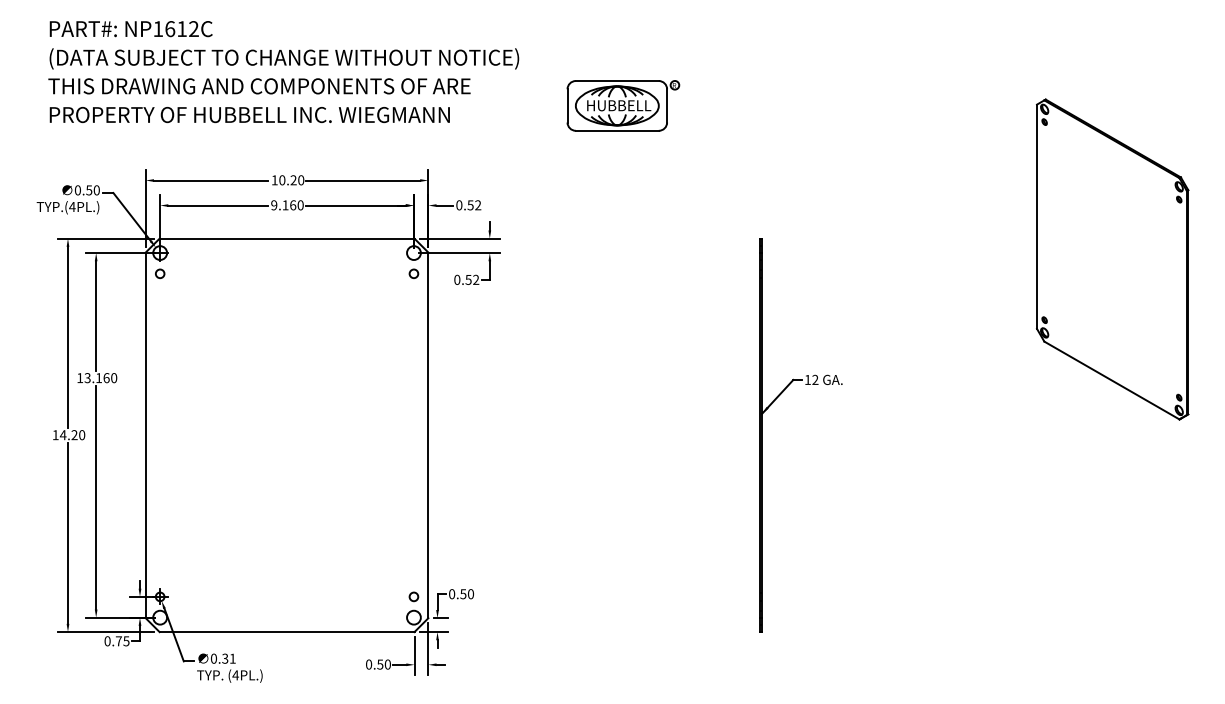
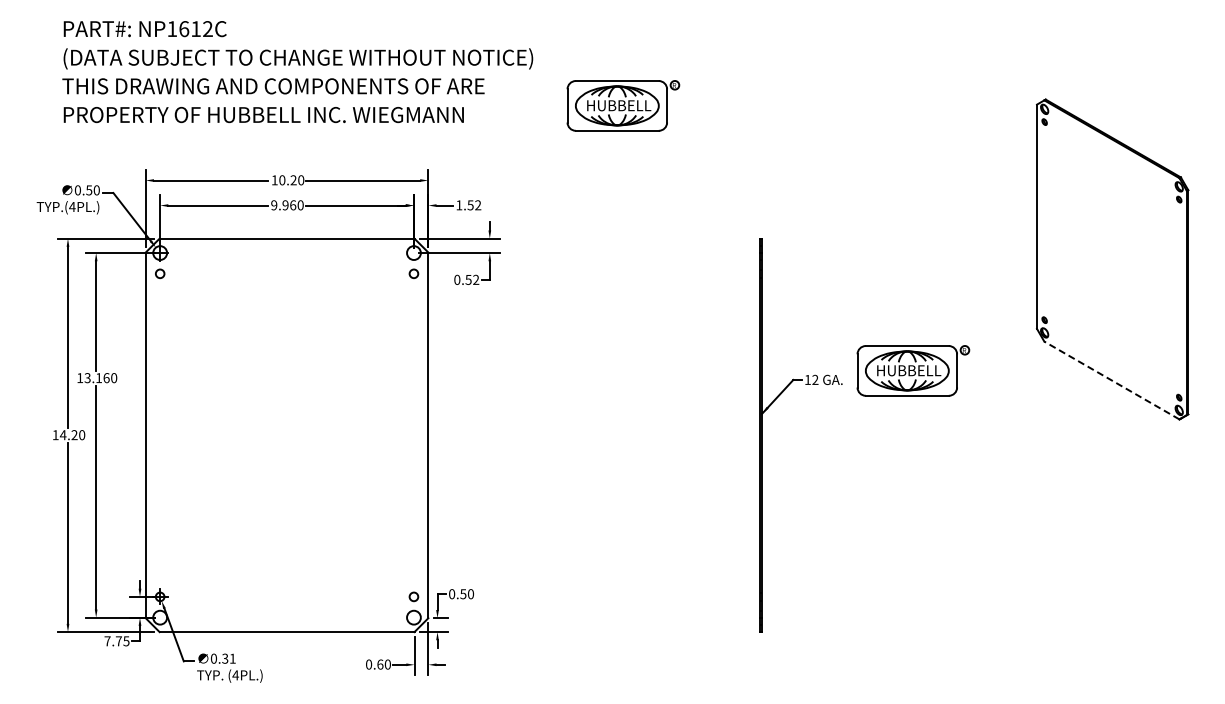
text position: (283, 72) -> (297, 72) (297, 72)
text: 9.160 -> 9.960 (285, 205)
text: 0.52 -> 1.52 (459, 205)
part: none -> present (913, 370)
line: solid -> dashed (1111, 380)
text: 0.75 -> 7.75 (107, 641)
text: 0.50 -> 0.60 (380, 664)
